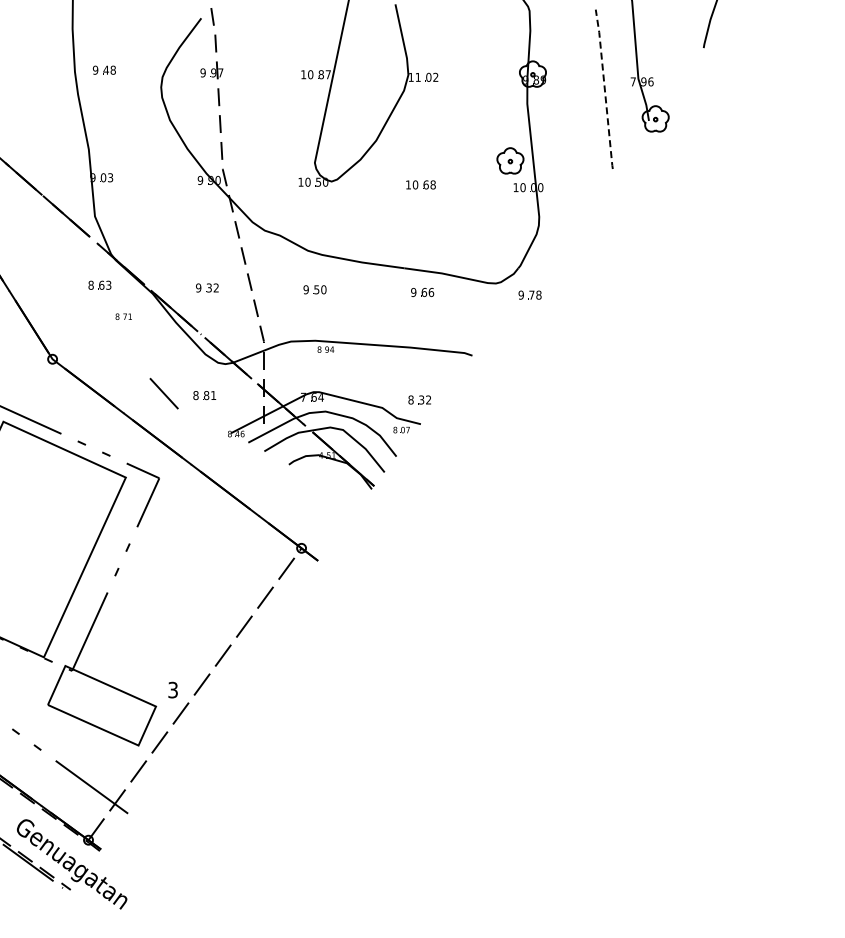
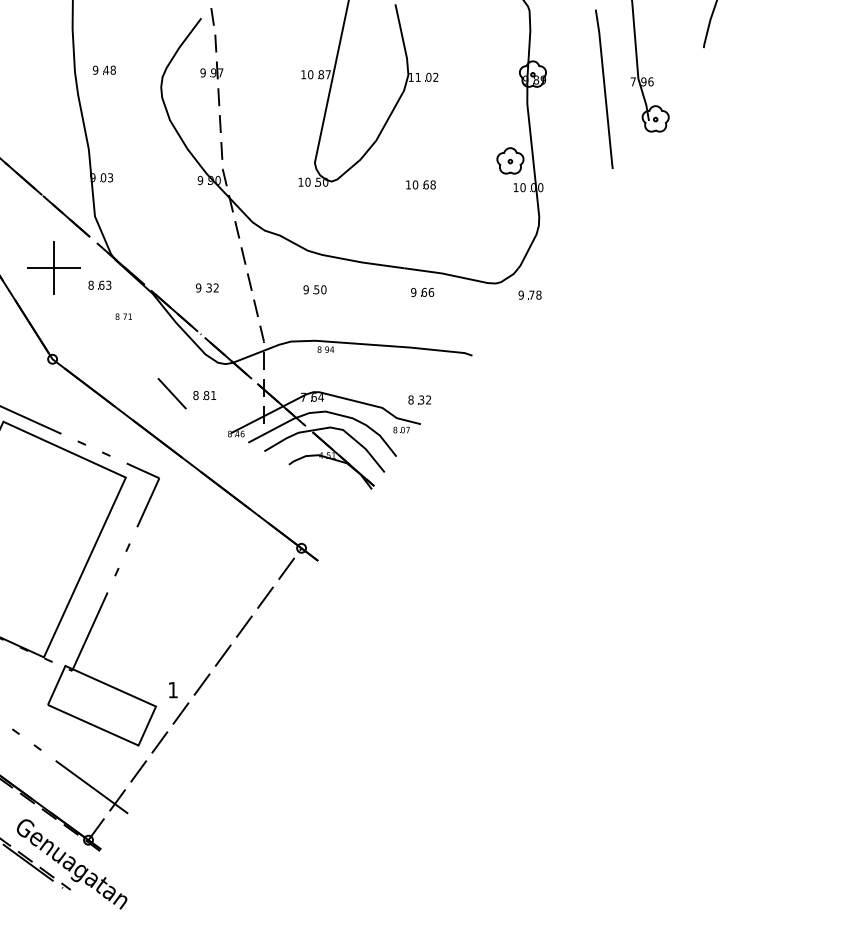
line: dashed -> solid (604, 88)
part: none -> present (53, 267)
line position: (163, 393) -> (171, 393) (171, 393)
text: 3 -> 1 (172, 689)
